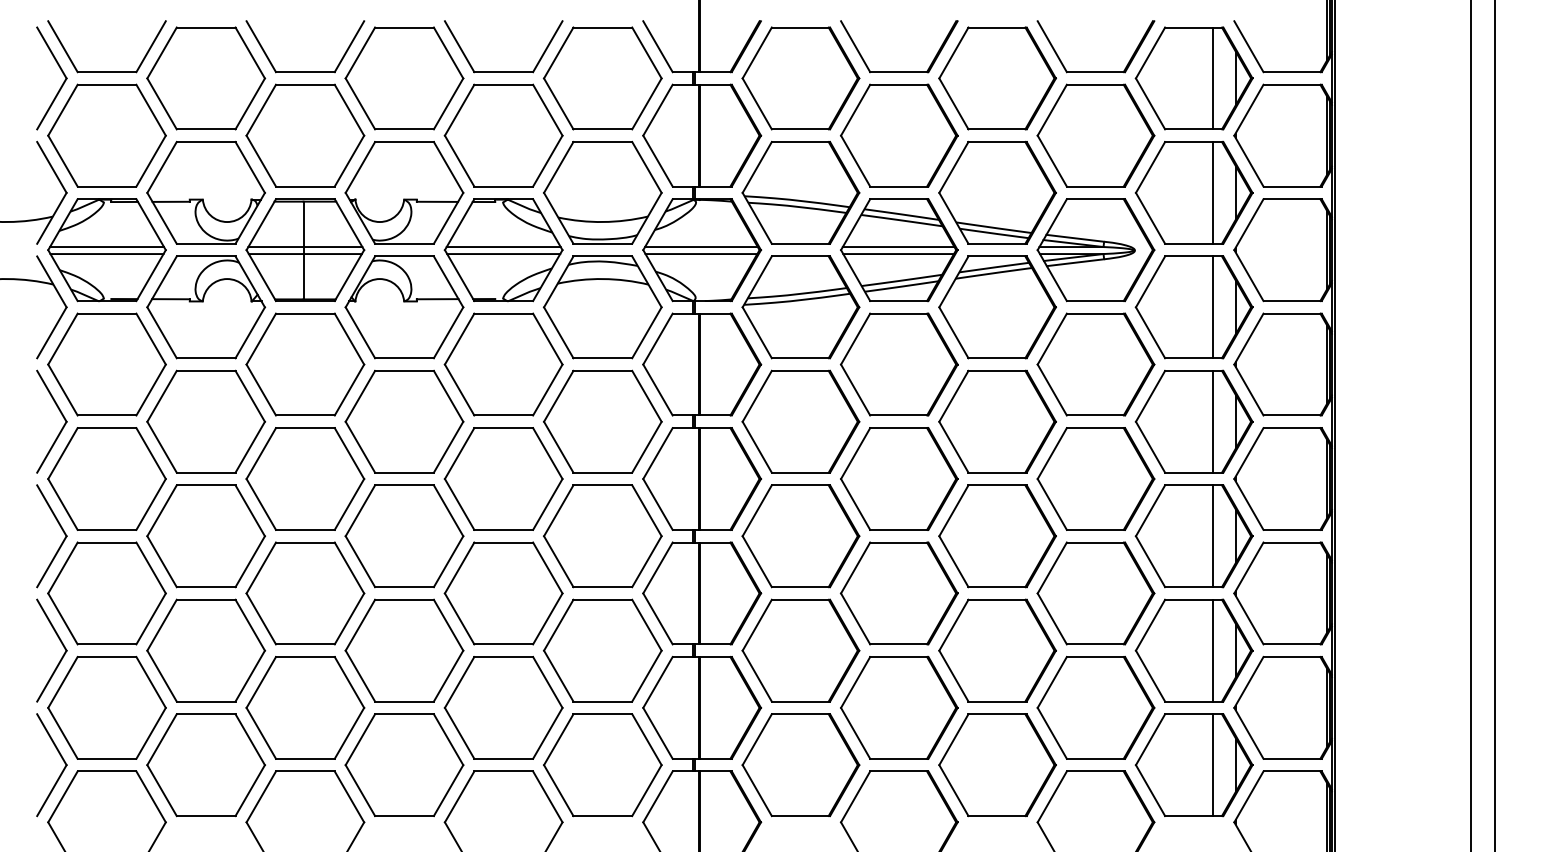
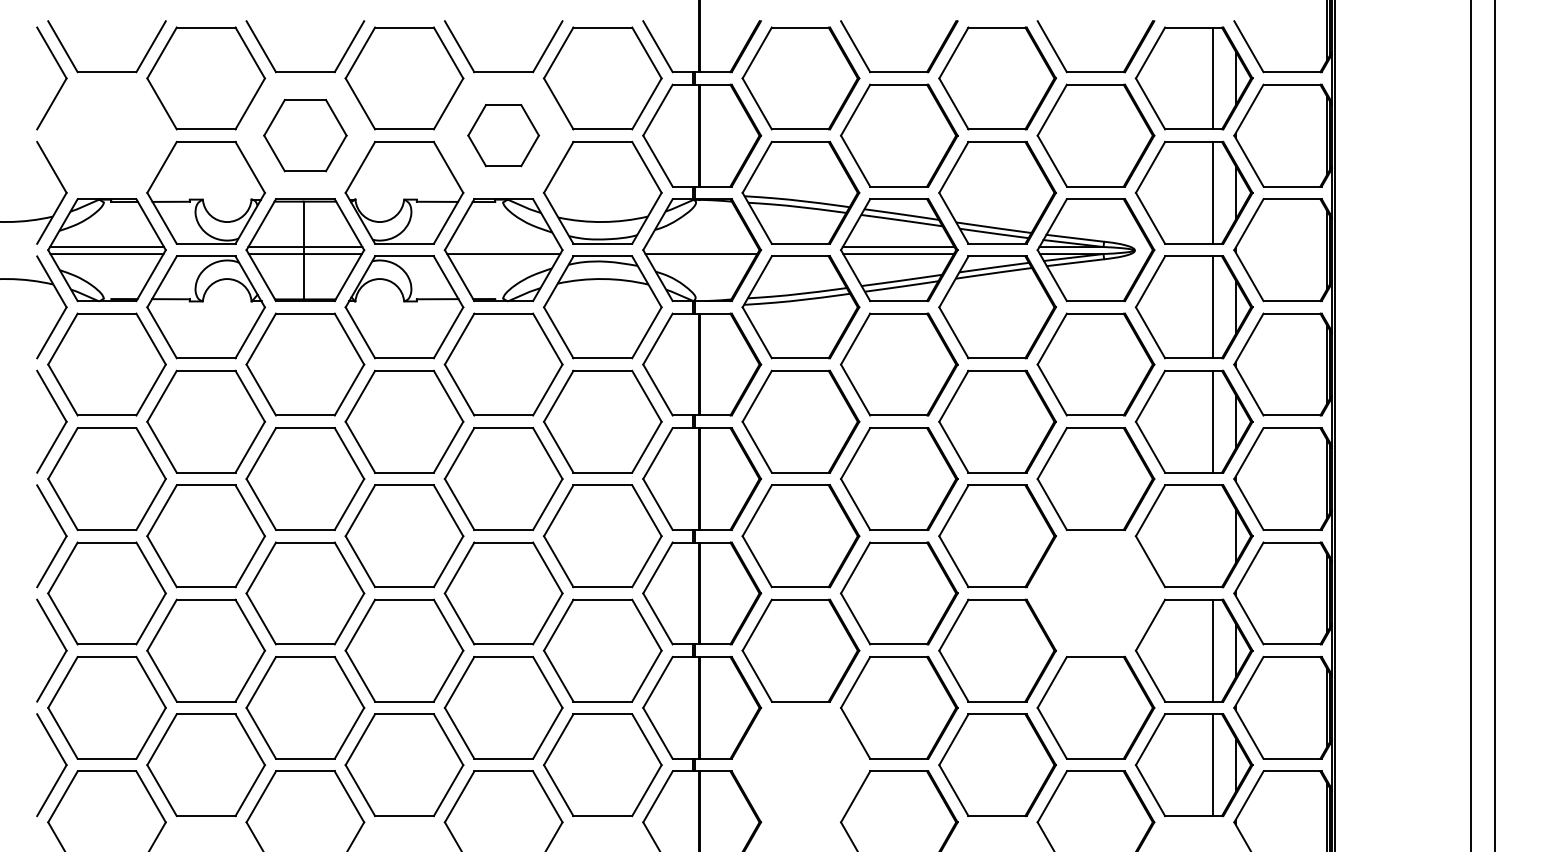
part: present -> none (106, 135)
part size: 121x105 px -> 85x75 px (305, 135)
part size: 121x105 px -> 73x64 px (503, 135)
line: present -> none (503, 247)
line: present -> none (701, 247)
line: present -> none (1212, 536)
part: present -> none (1095, 593)
part: present -> none (800, 765)
